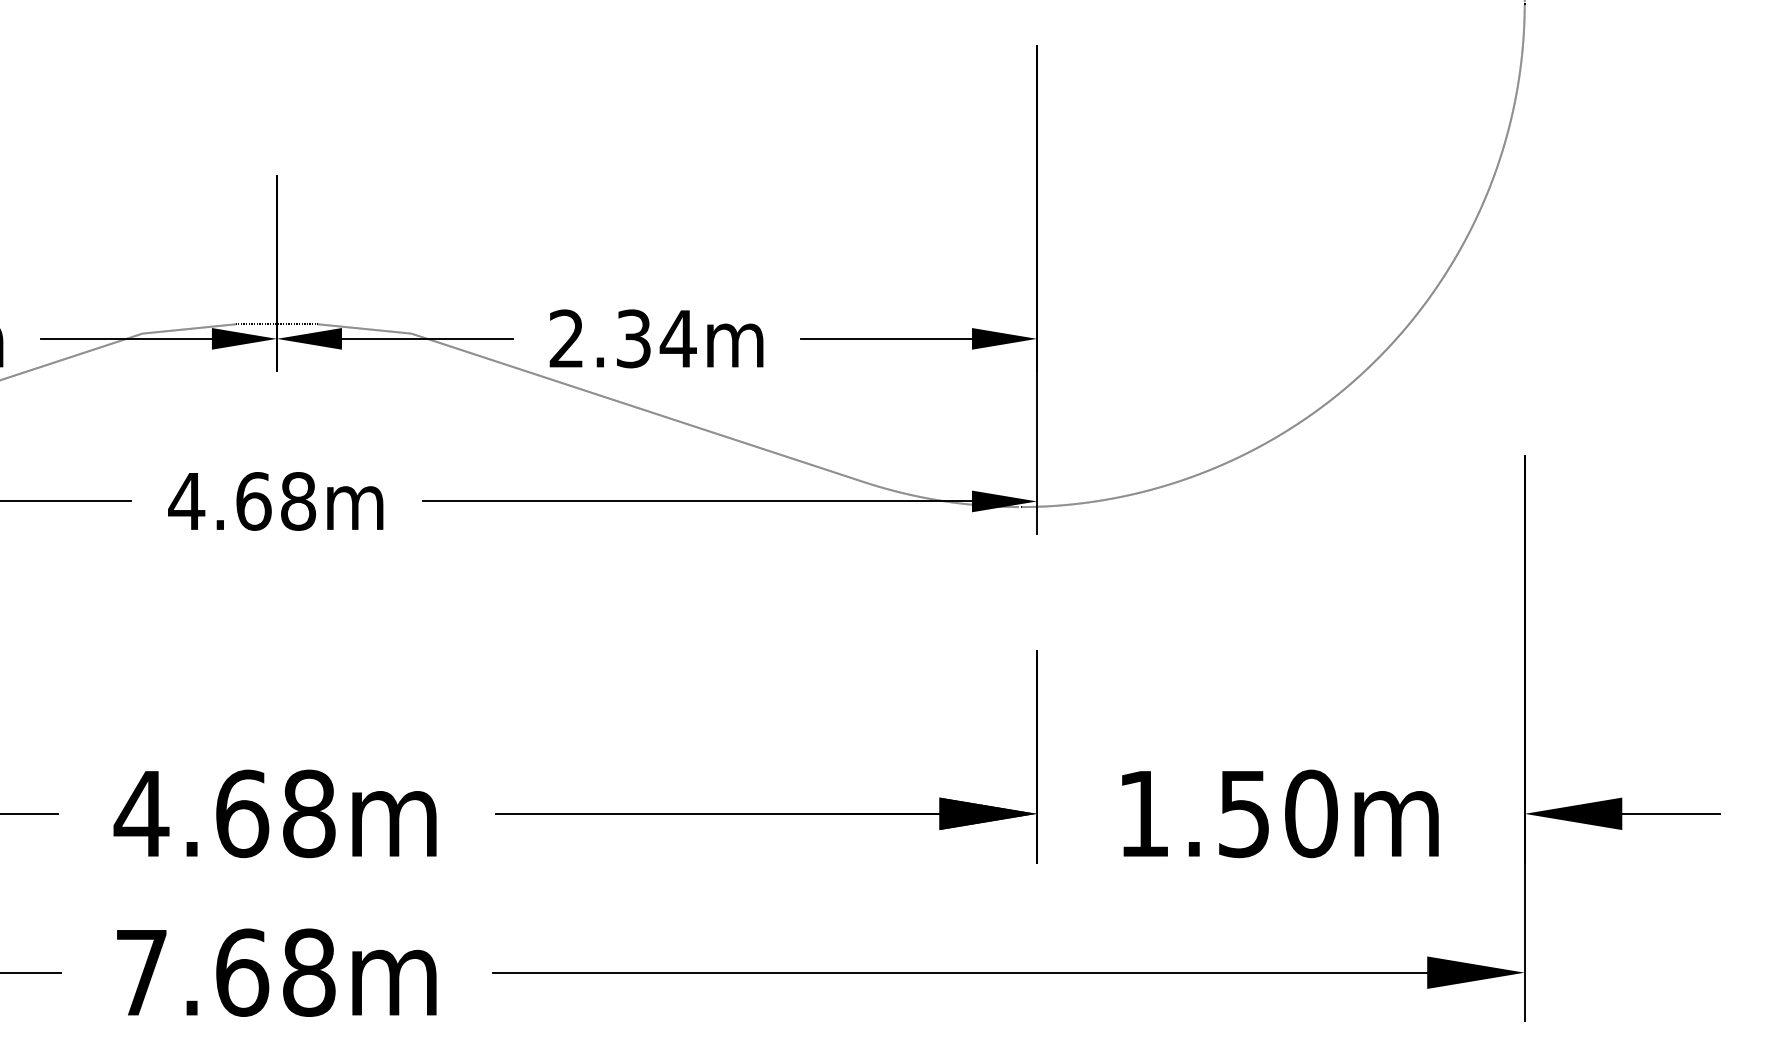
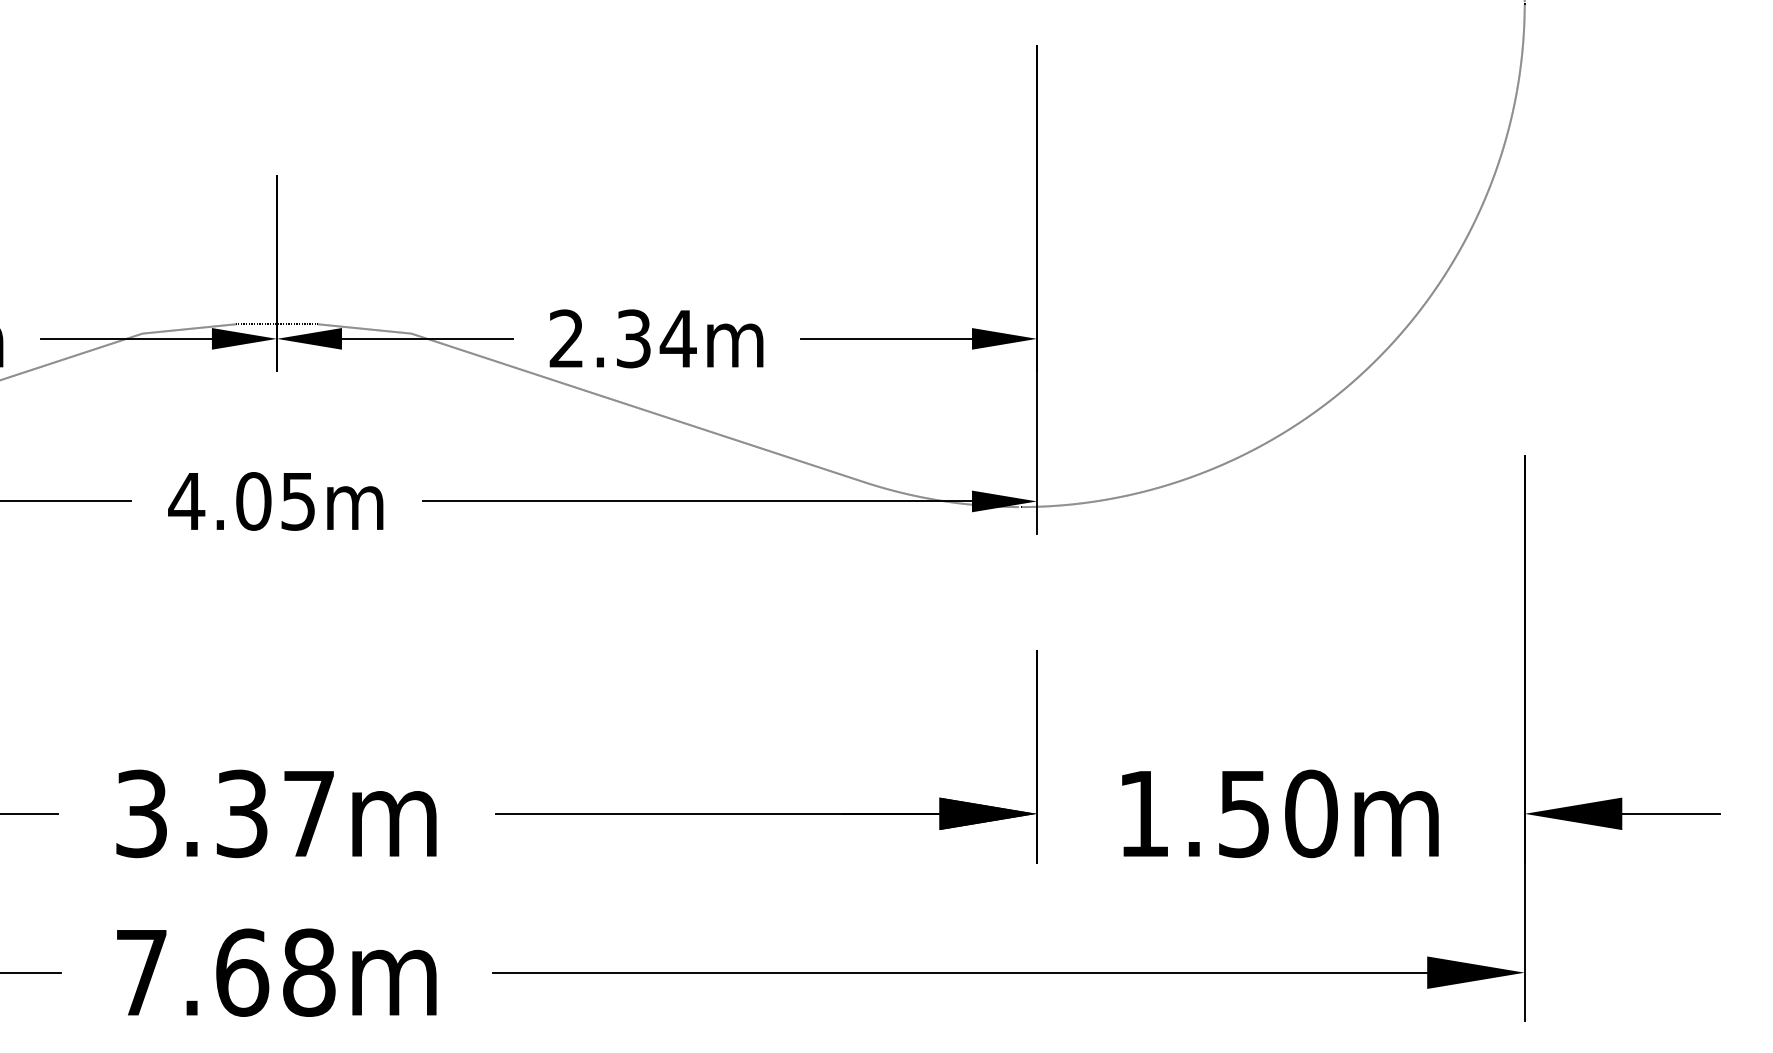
text: 4.68m -> 4.05m (276, 501)
text: 4.68m -> 3.37m (224, 813)
